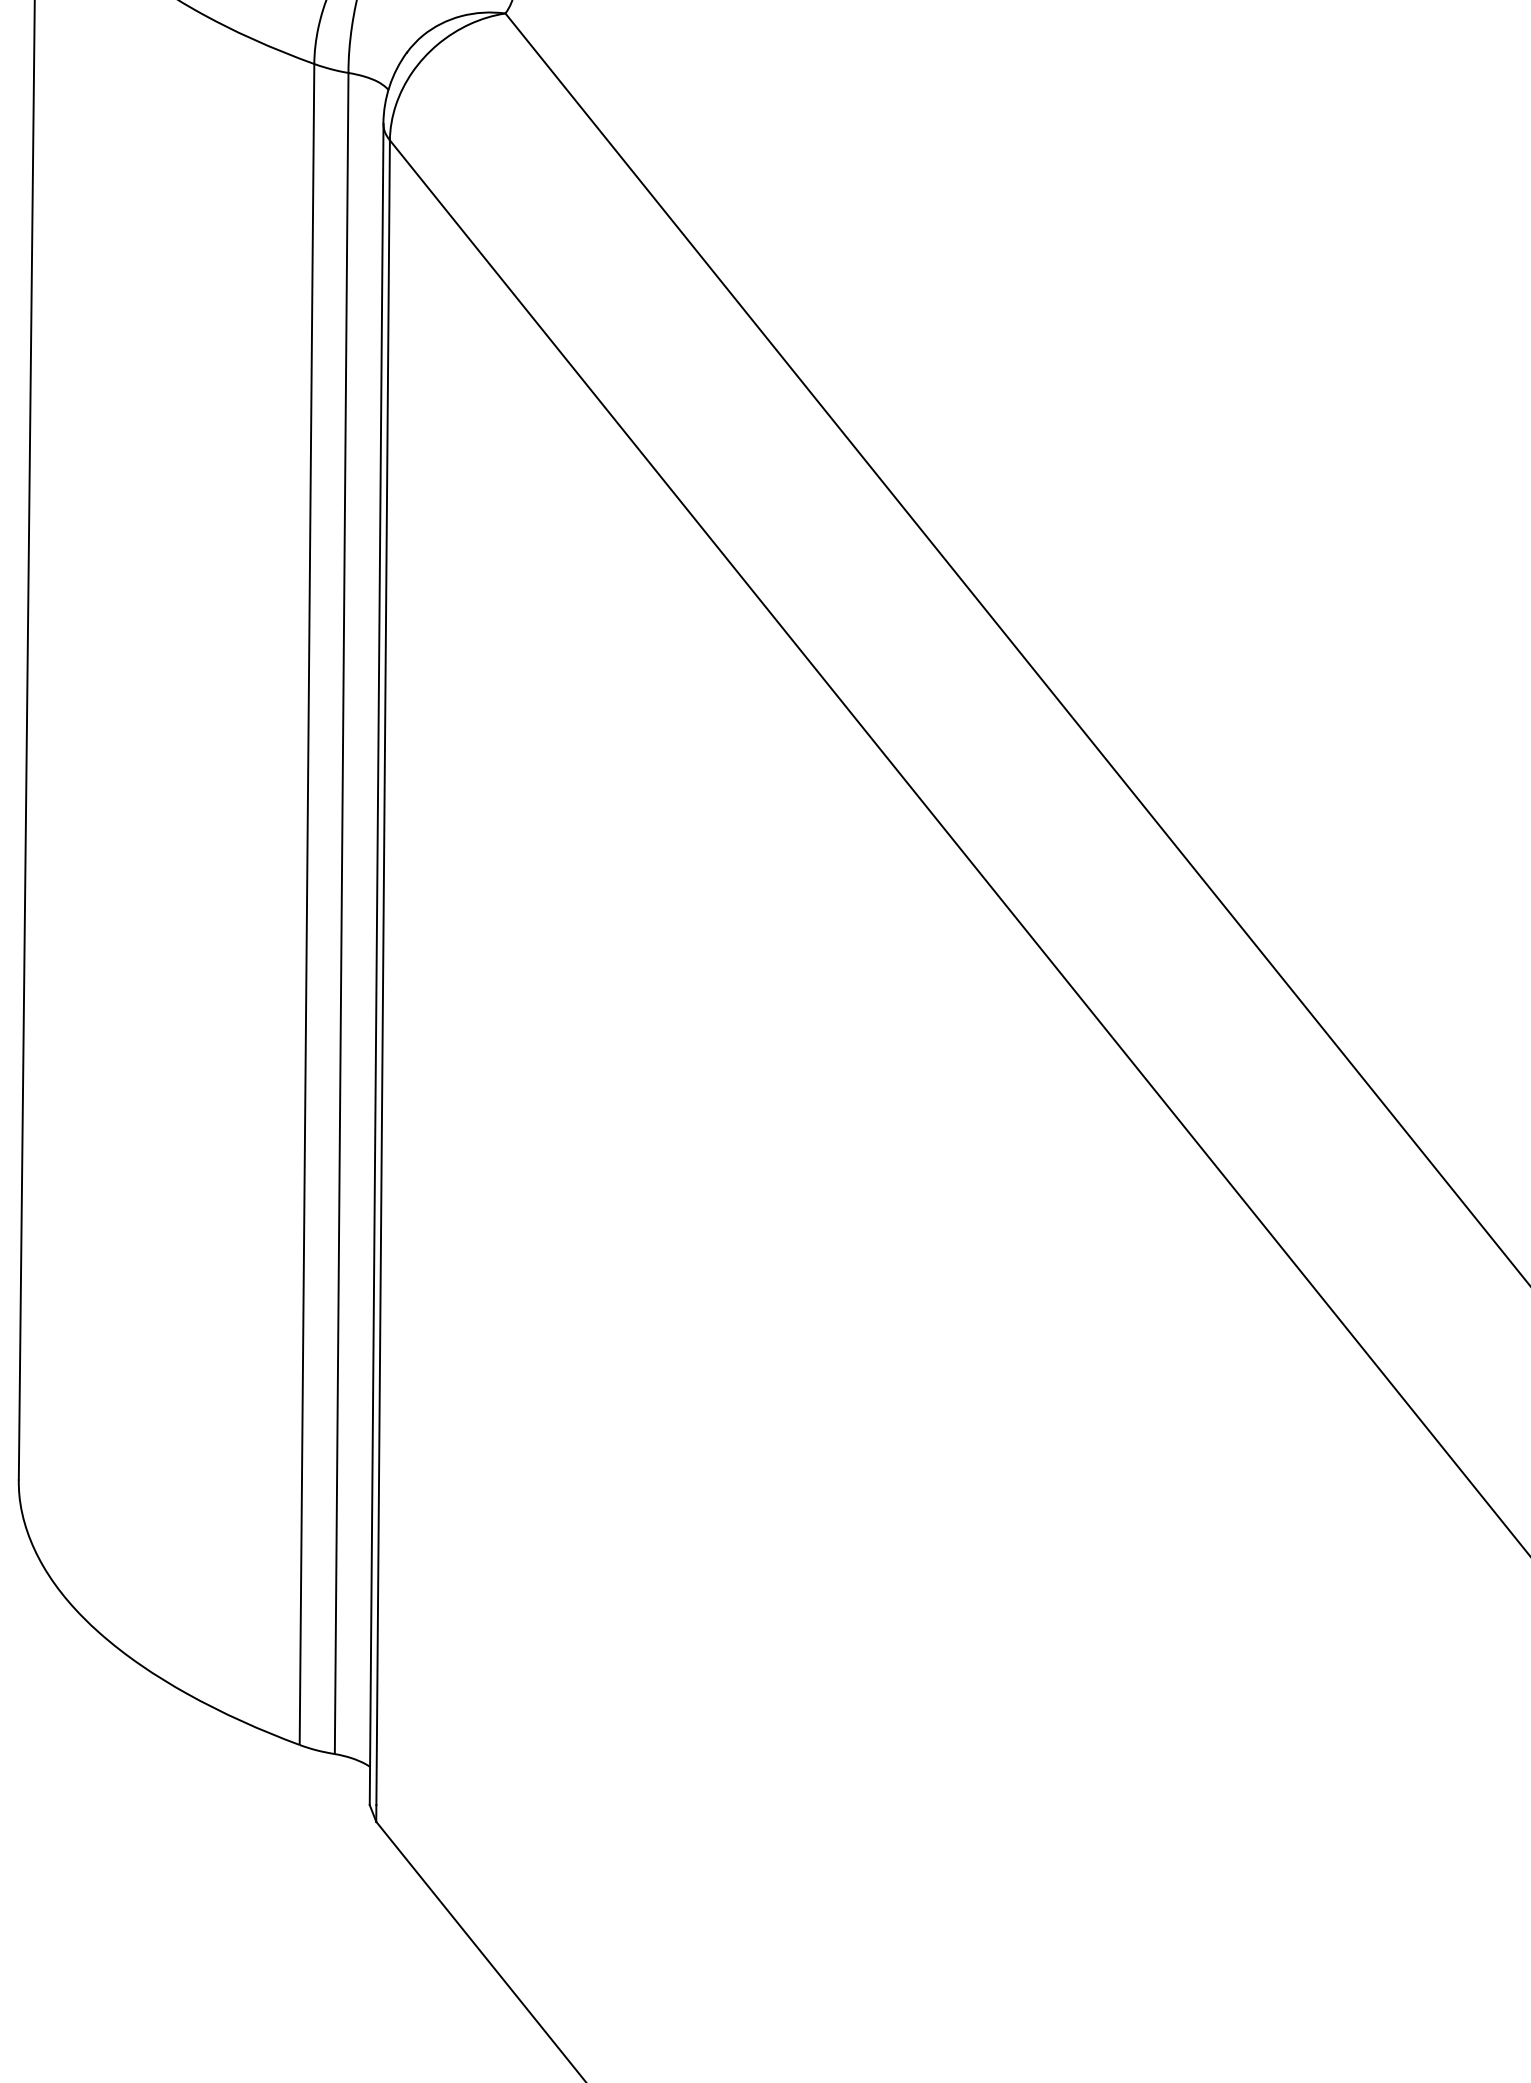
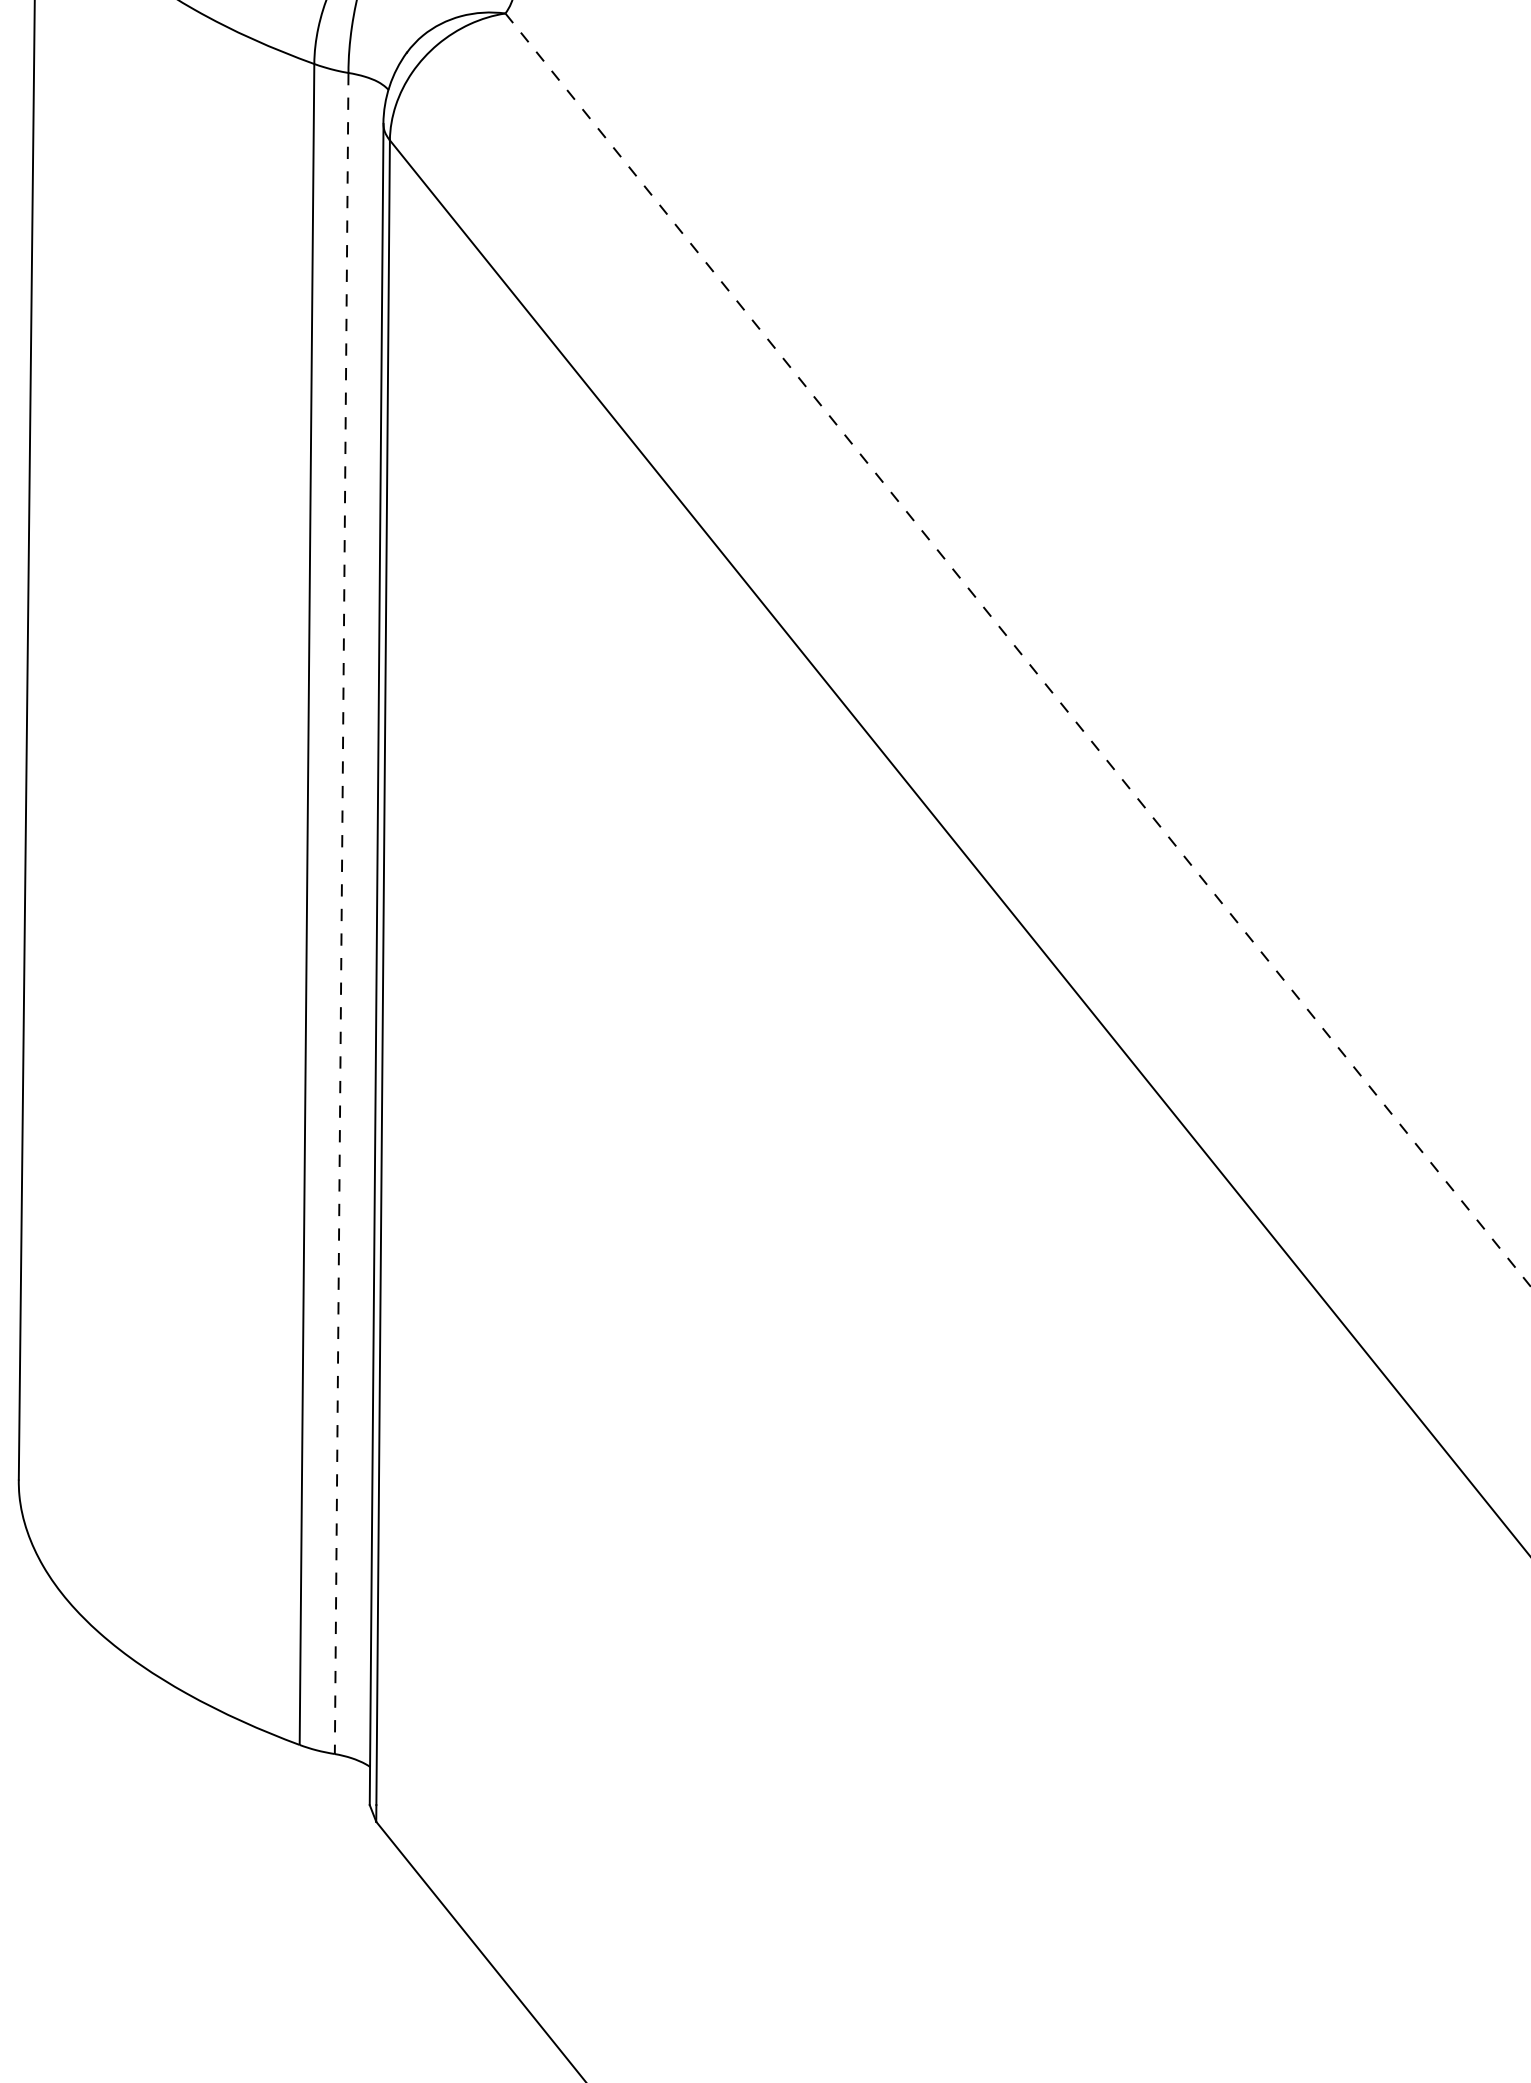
line: solid -> dashed (1018, 650)
line: solid -> dashed (341, 913)
